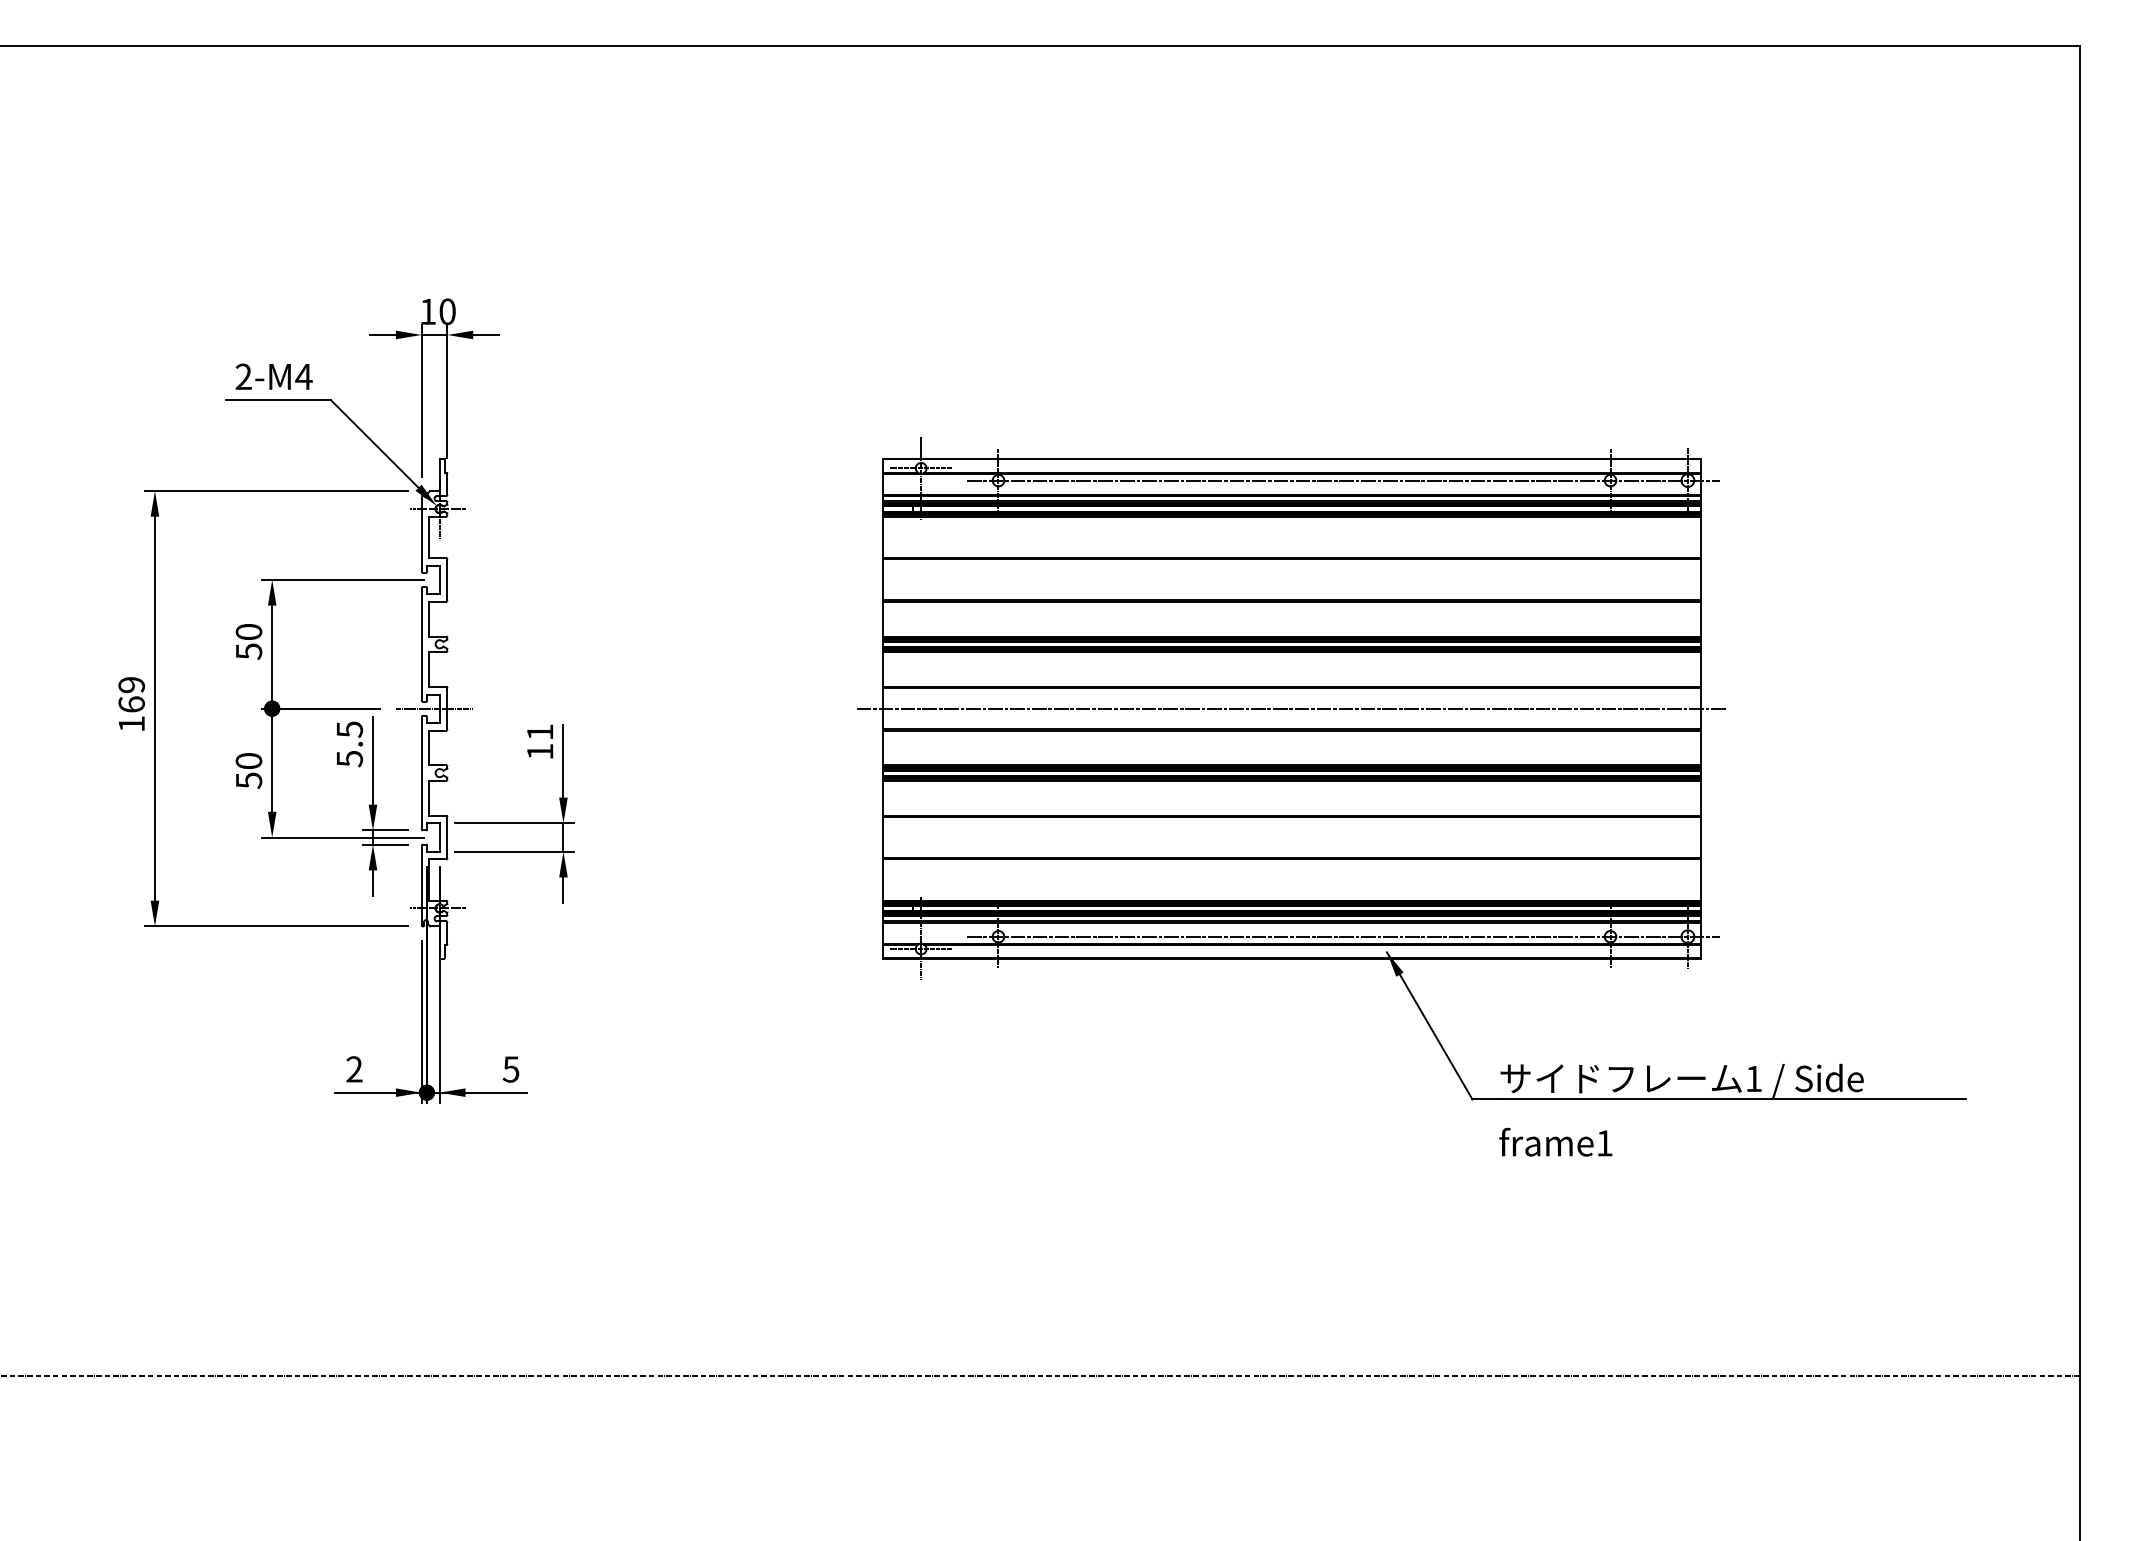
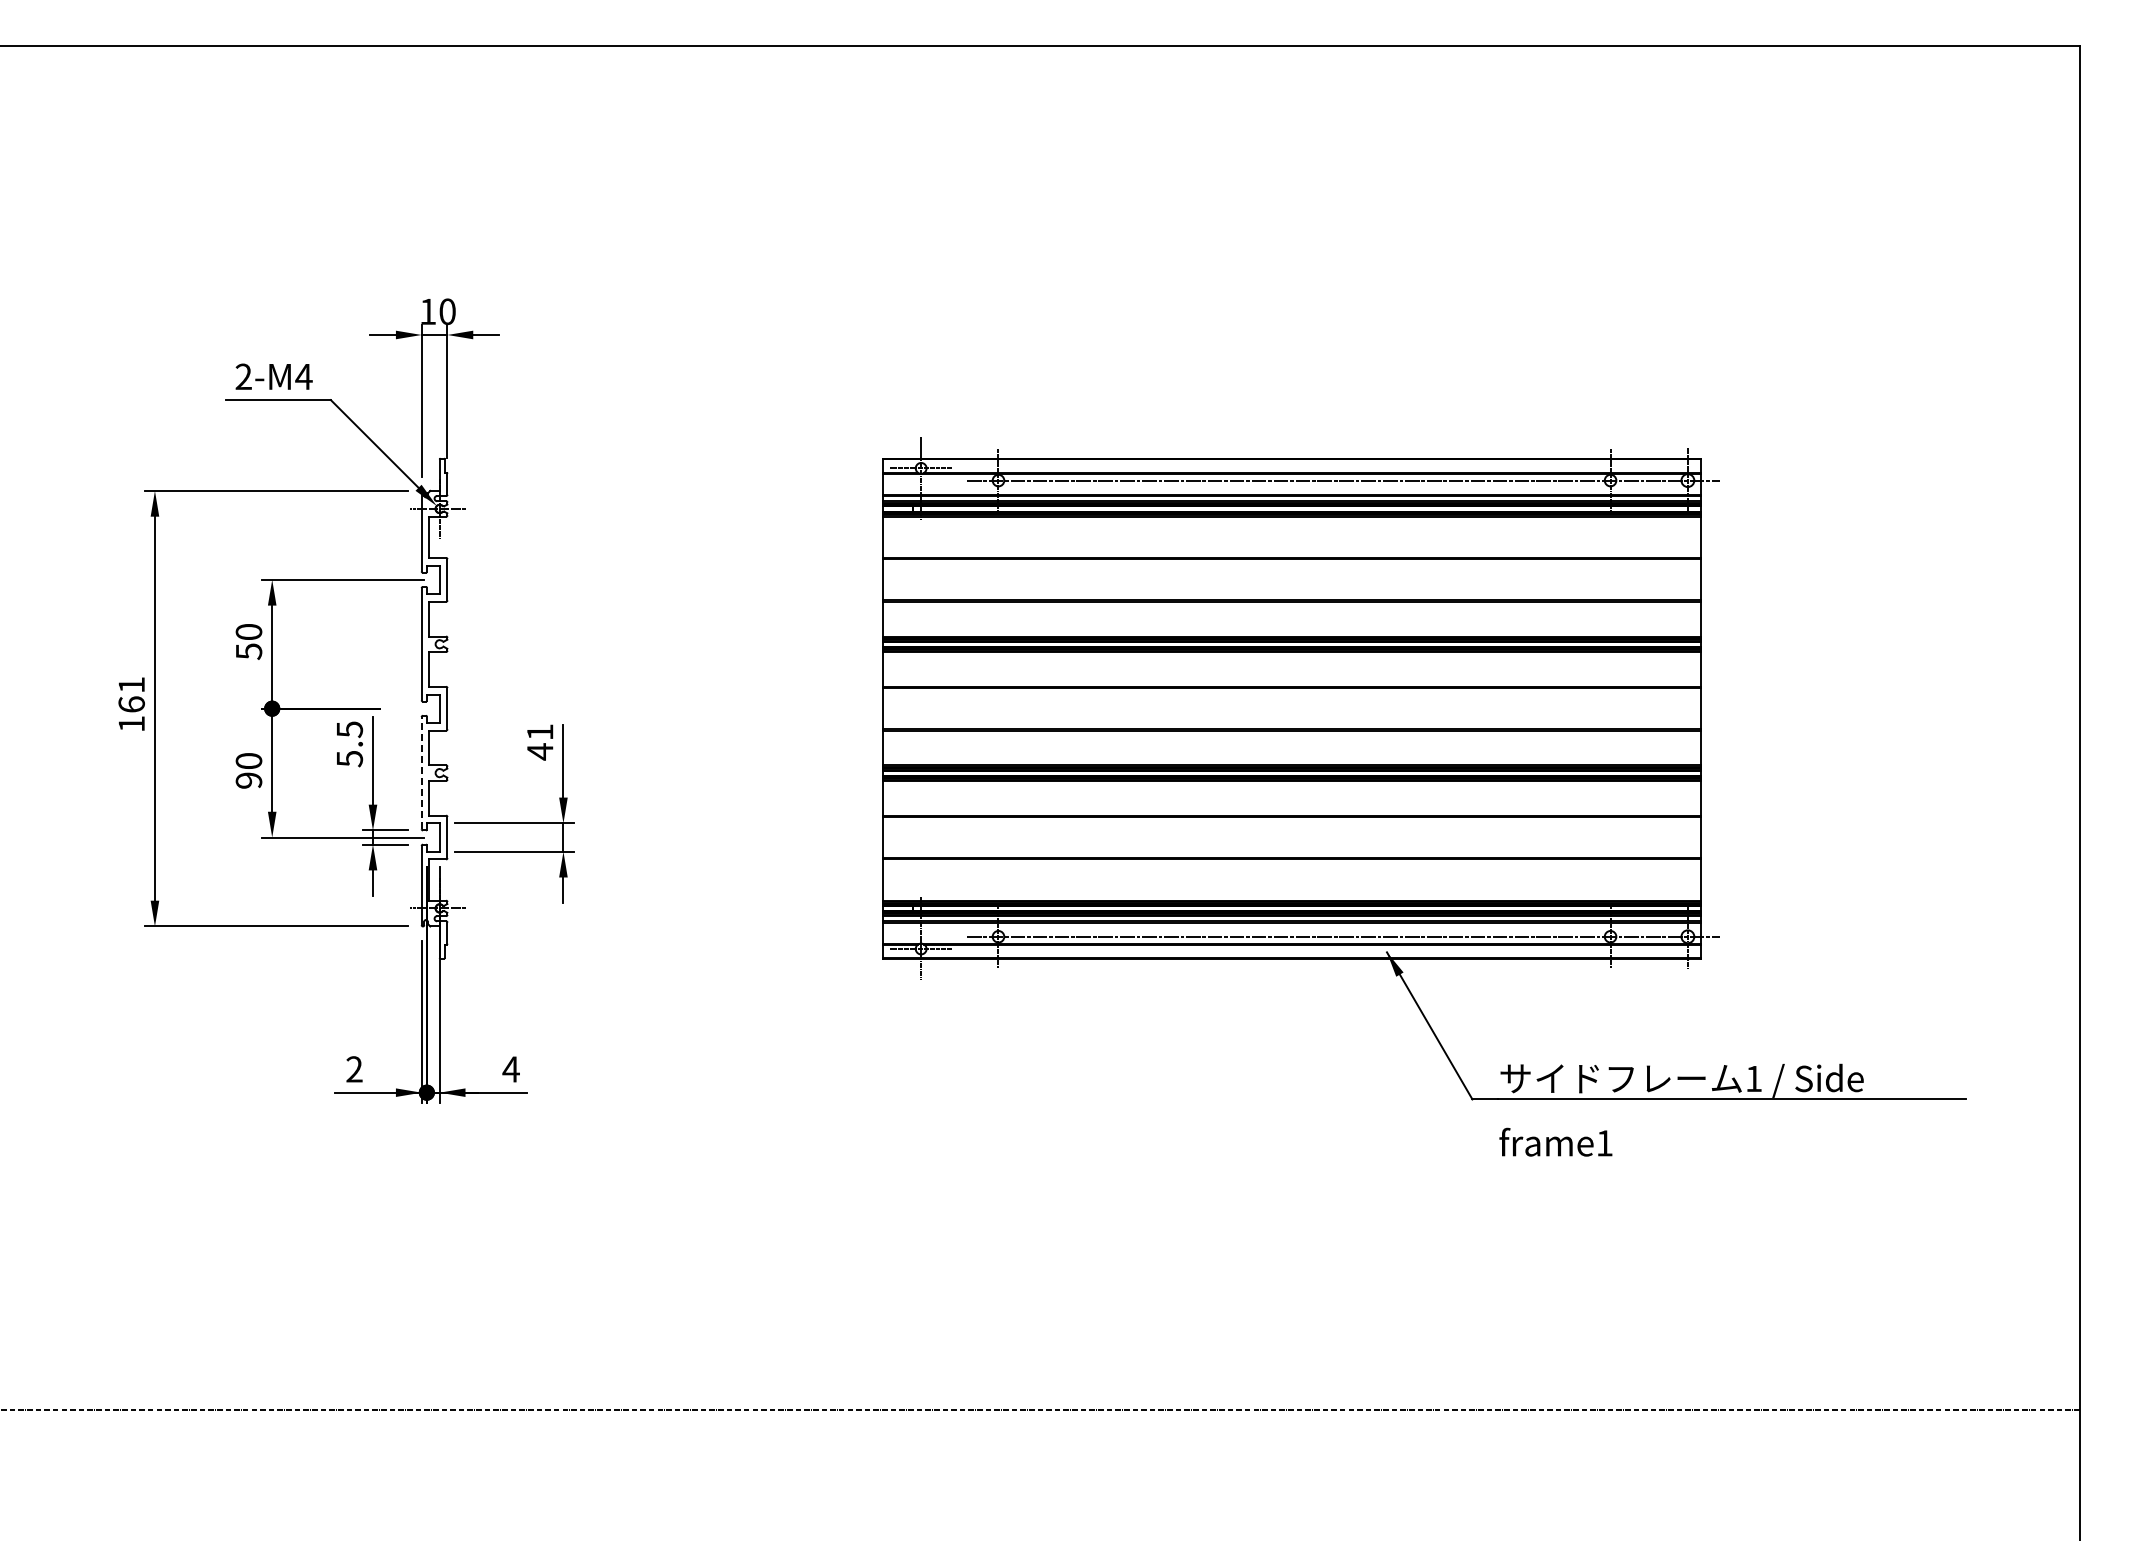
text: 169 -> 161 (131, 685)
line: present -> none (434, 708)
line: present -> none (1291, 708)
text: 11 -> 41 (540, 751)
line: solid -> dashed (421, 772)
text: 50 -> 90 (248, 780)
text: 5 -> 4 (510, 1069)
line position: (1040, 1375) -> (1040, 1409) (1040, 1409)
